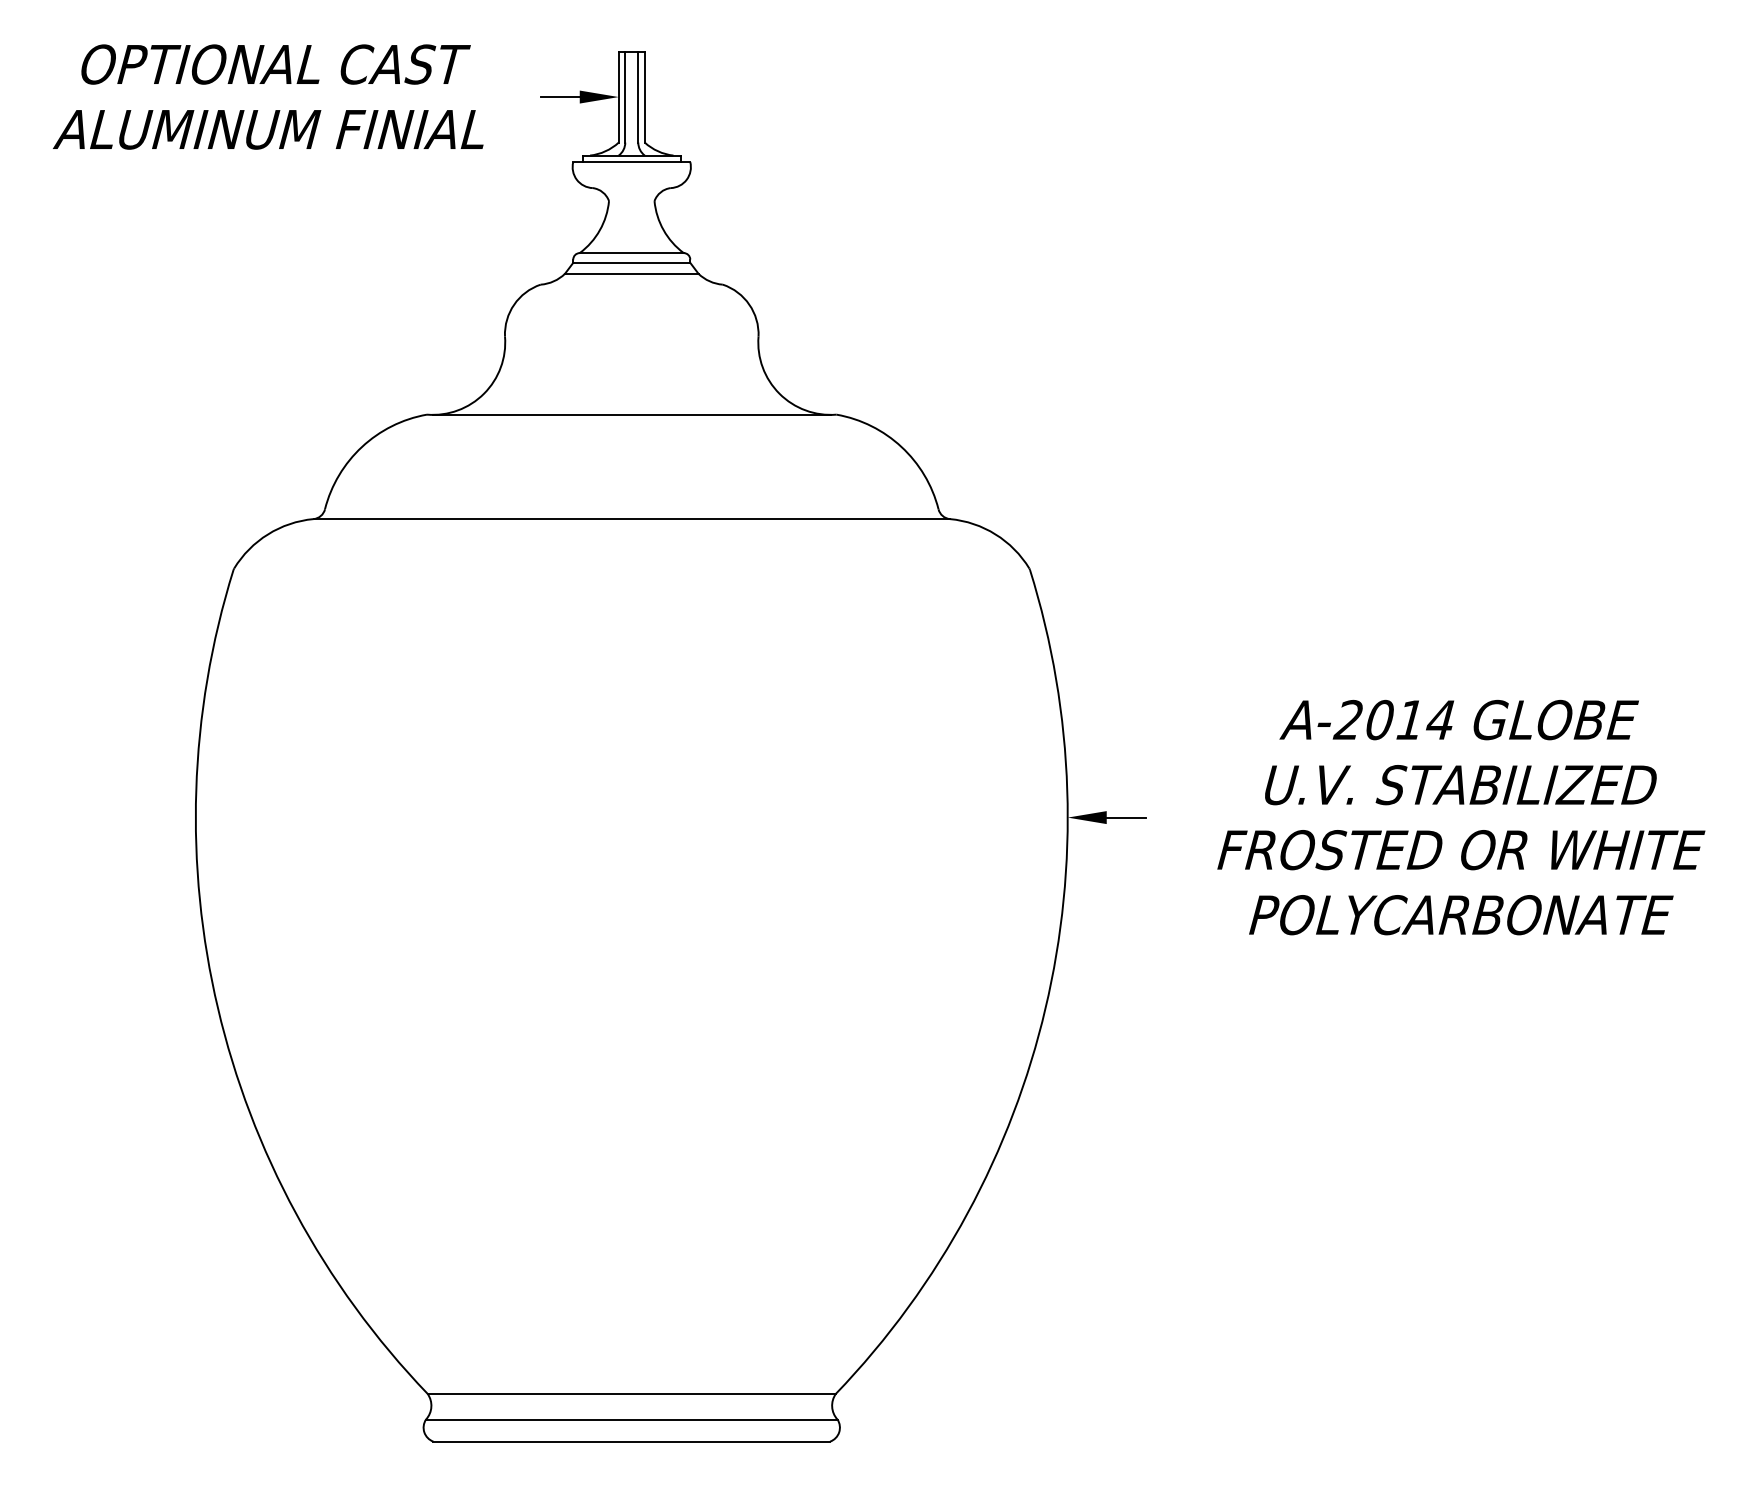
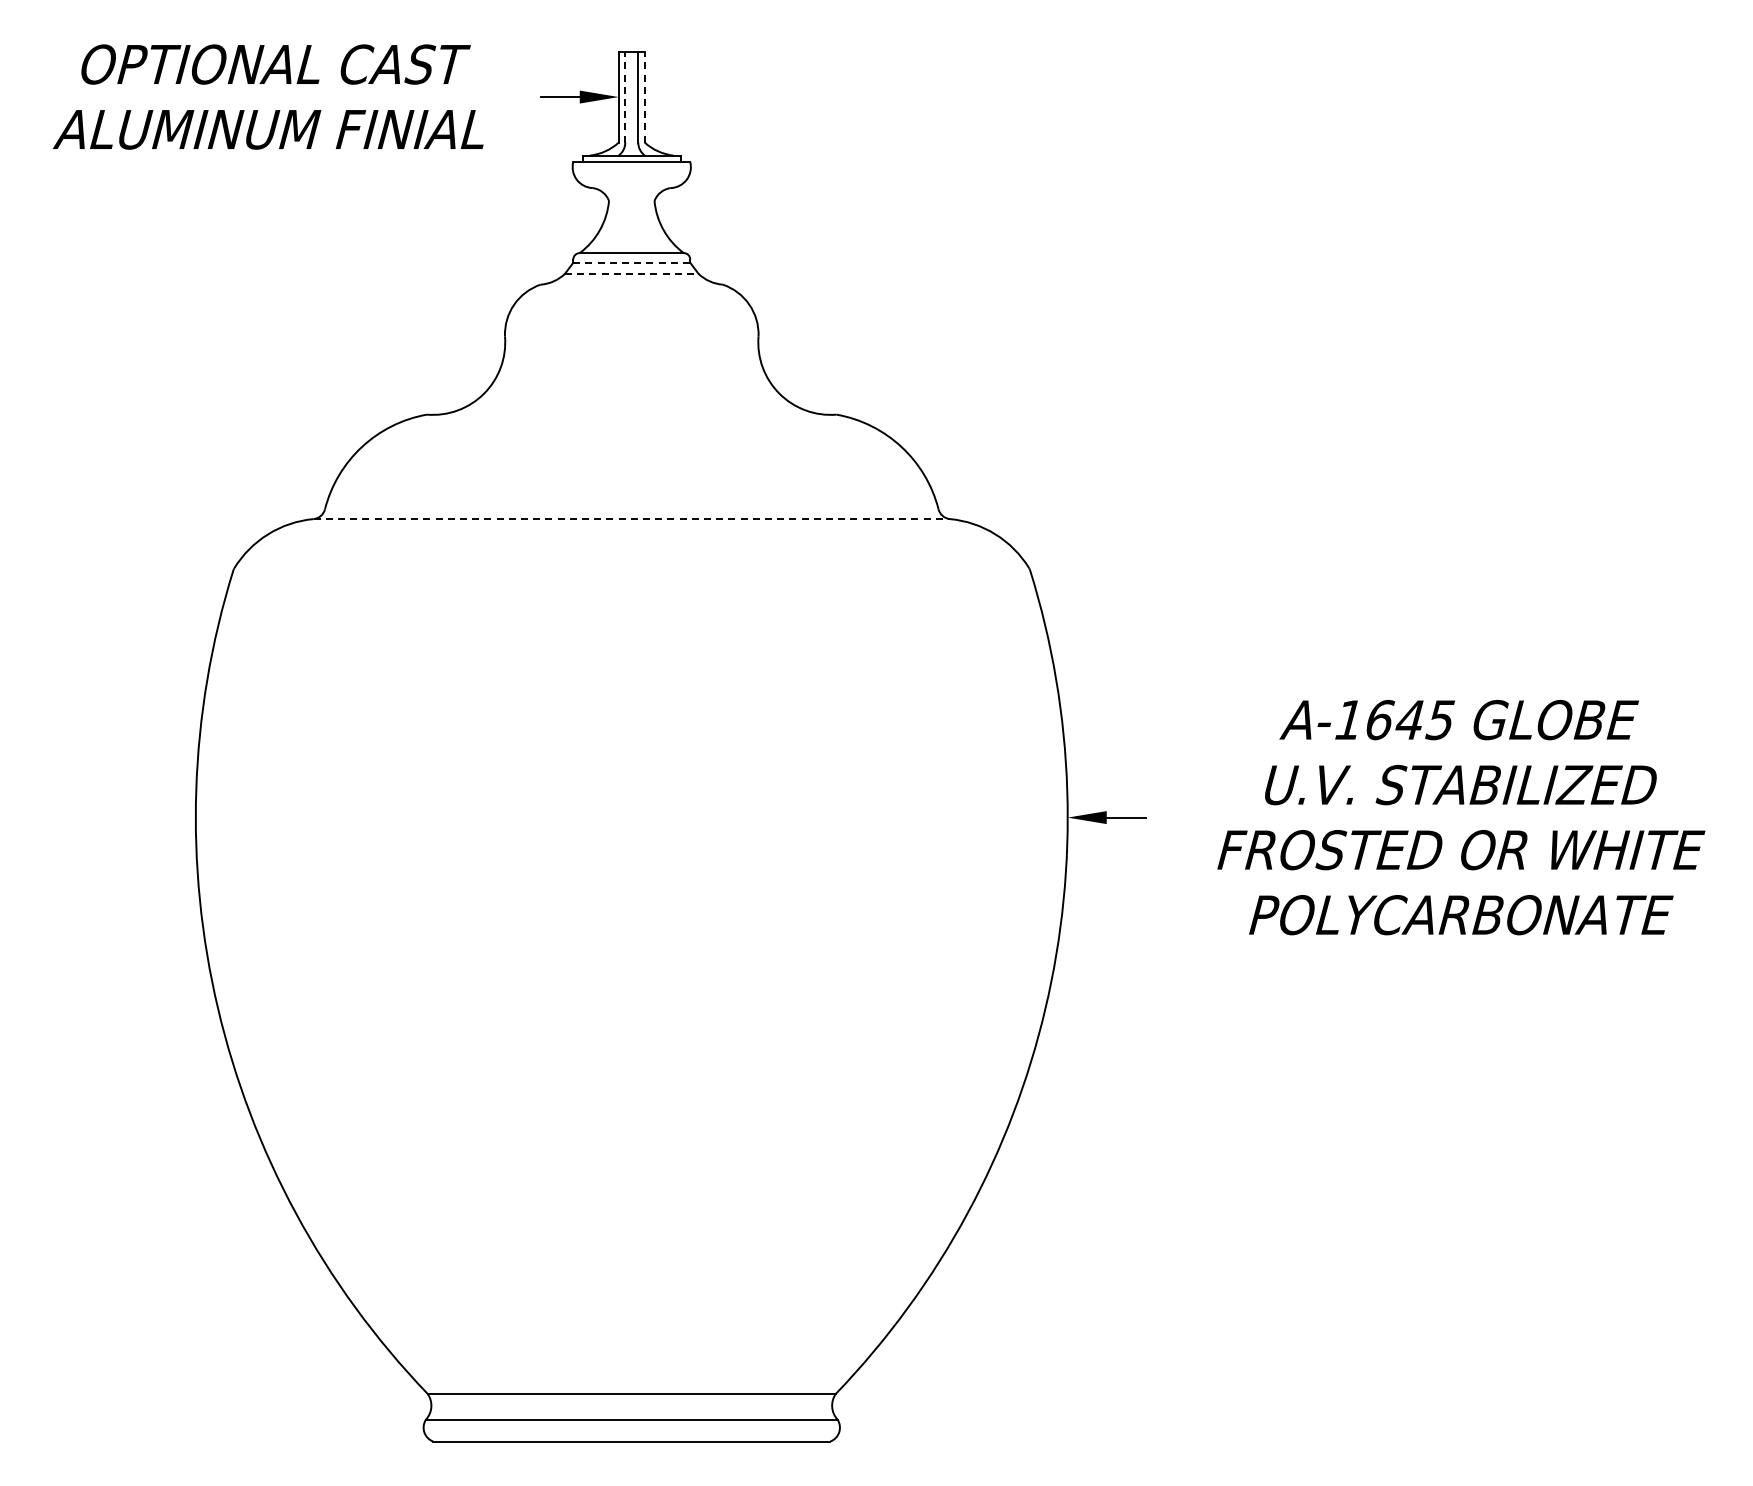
line: solid -> dashed (625, 97)
line: solid -> dashed (644, 97)
line: solid -> dashed (631, 262)
line: solid -> dashed (631, 273)
line: present -> none (631, 414)
line: solid -> dashed (632, 519)
text: A-2014 -> A-1645 (1393, 719)
